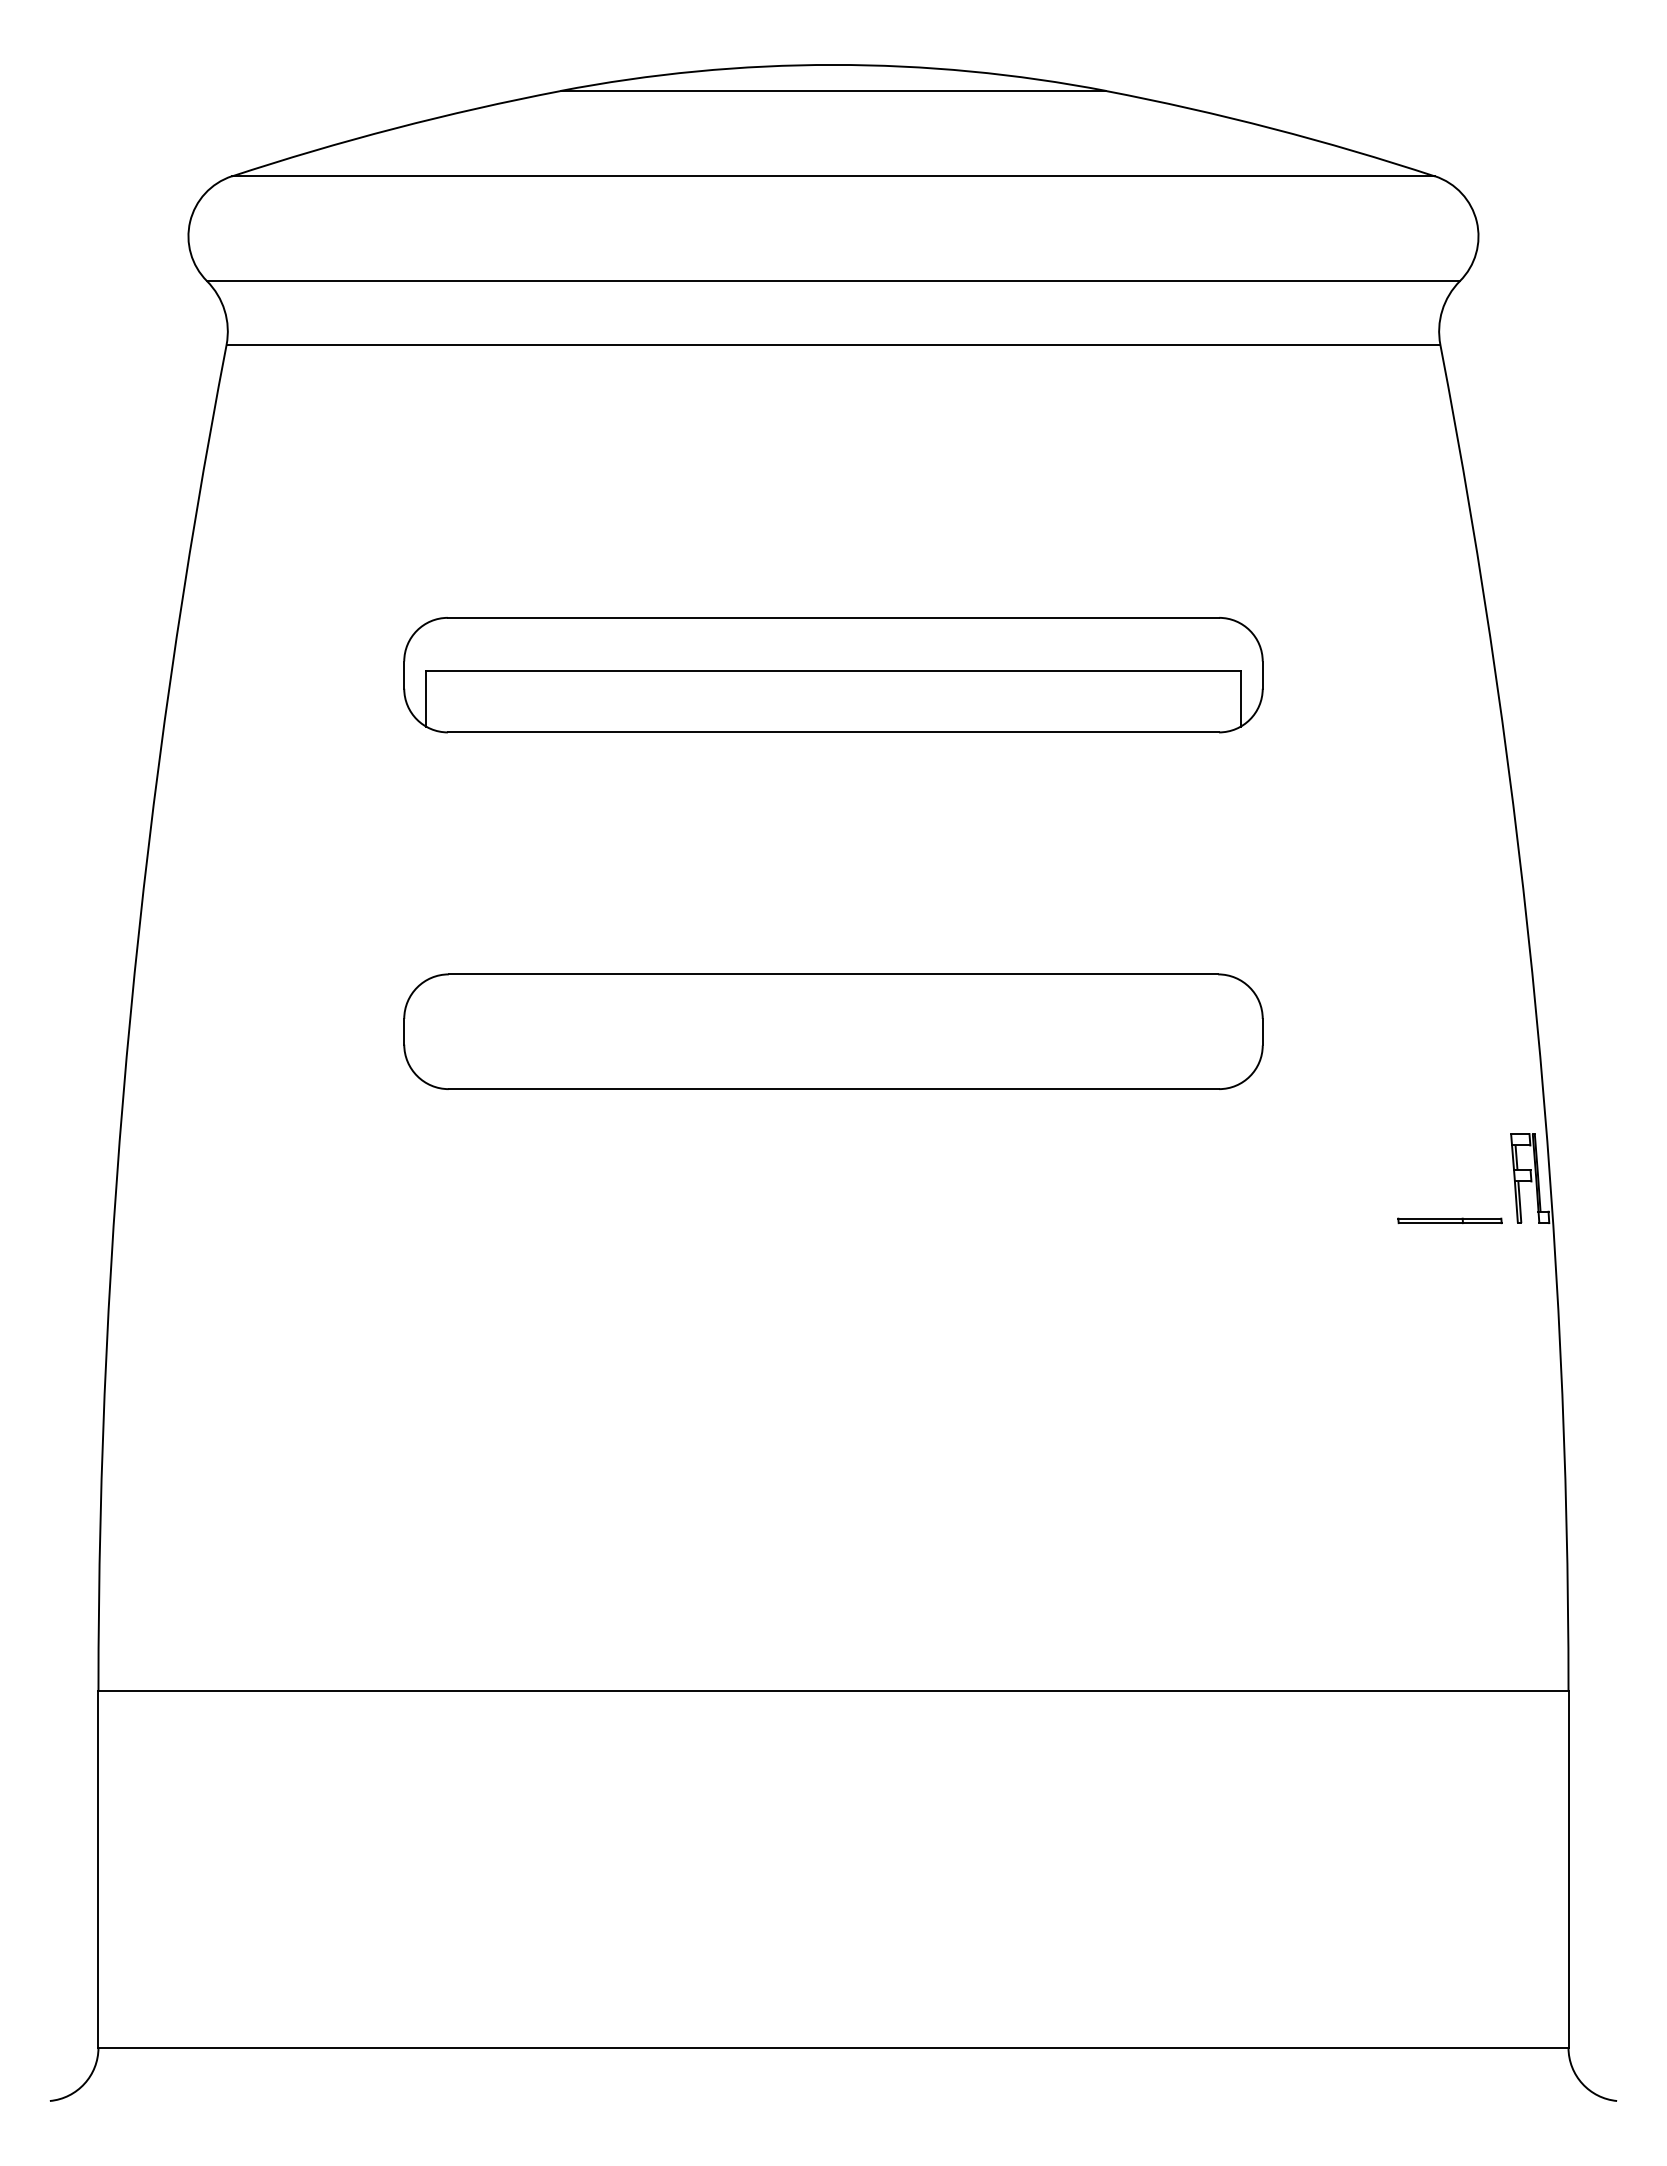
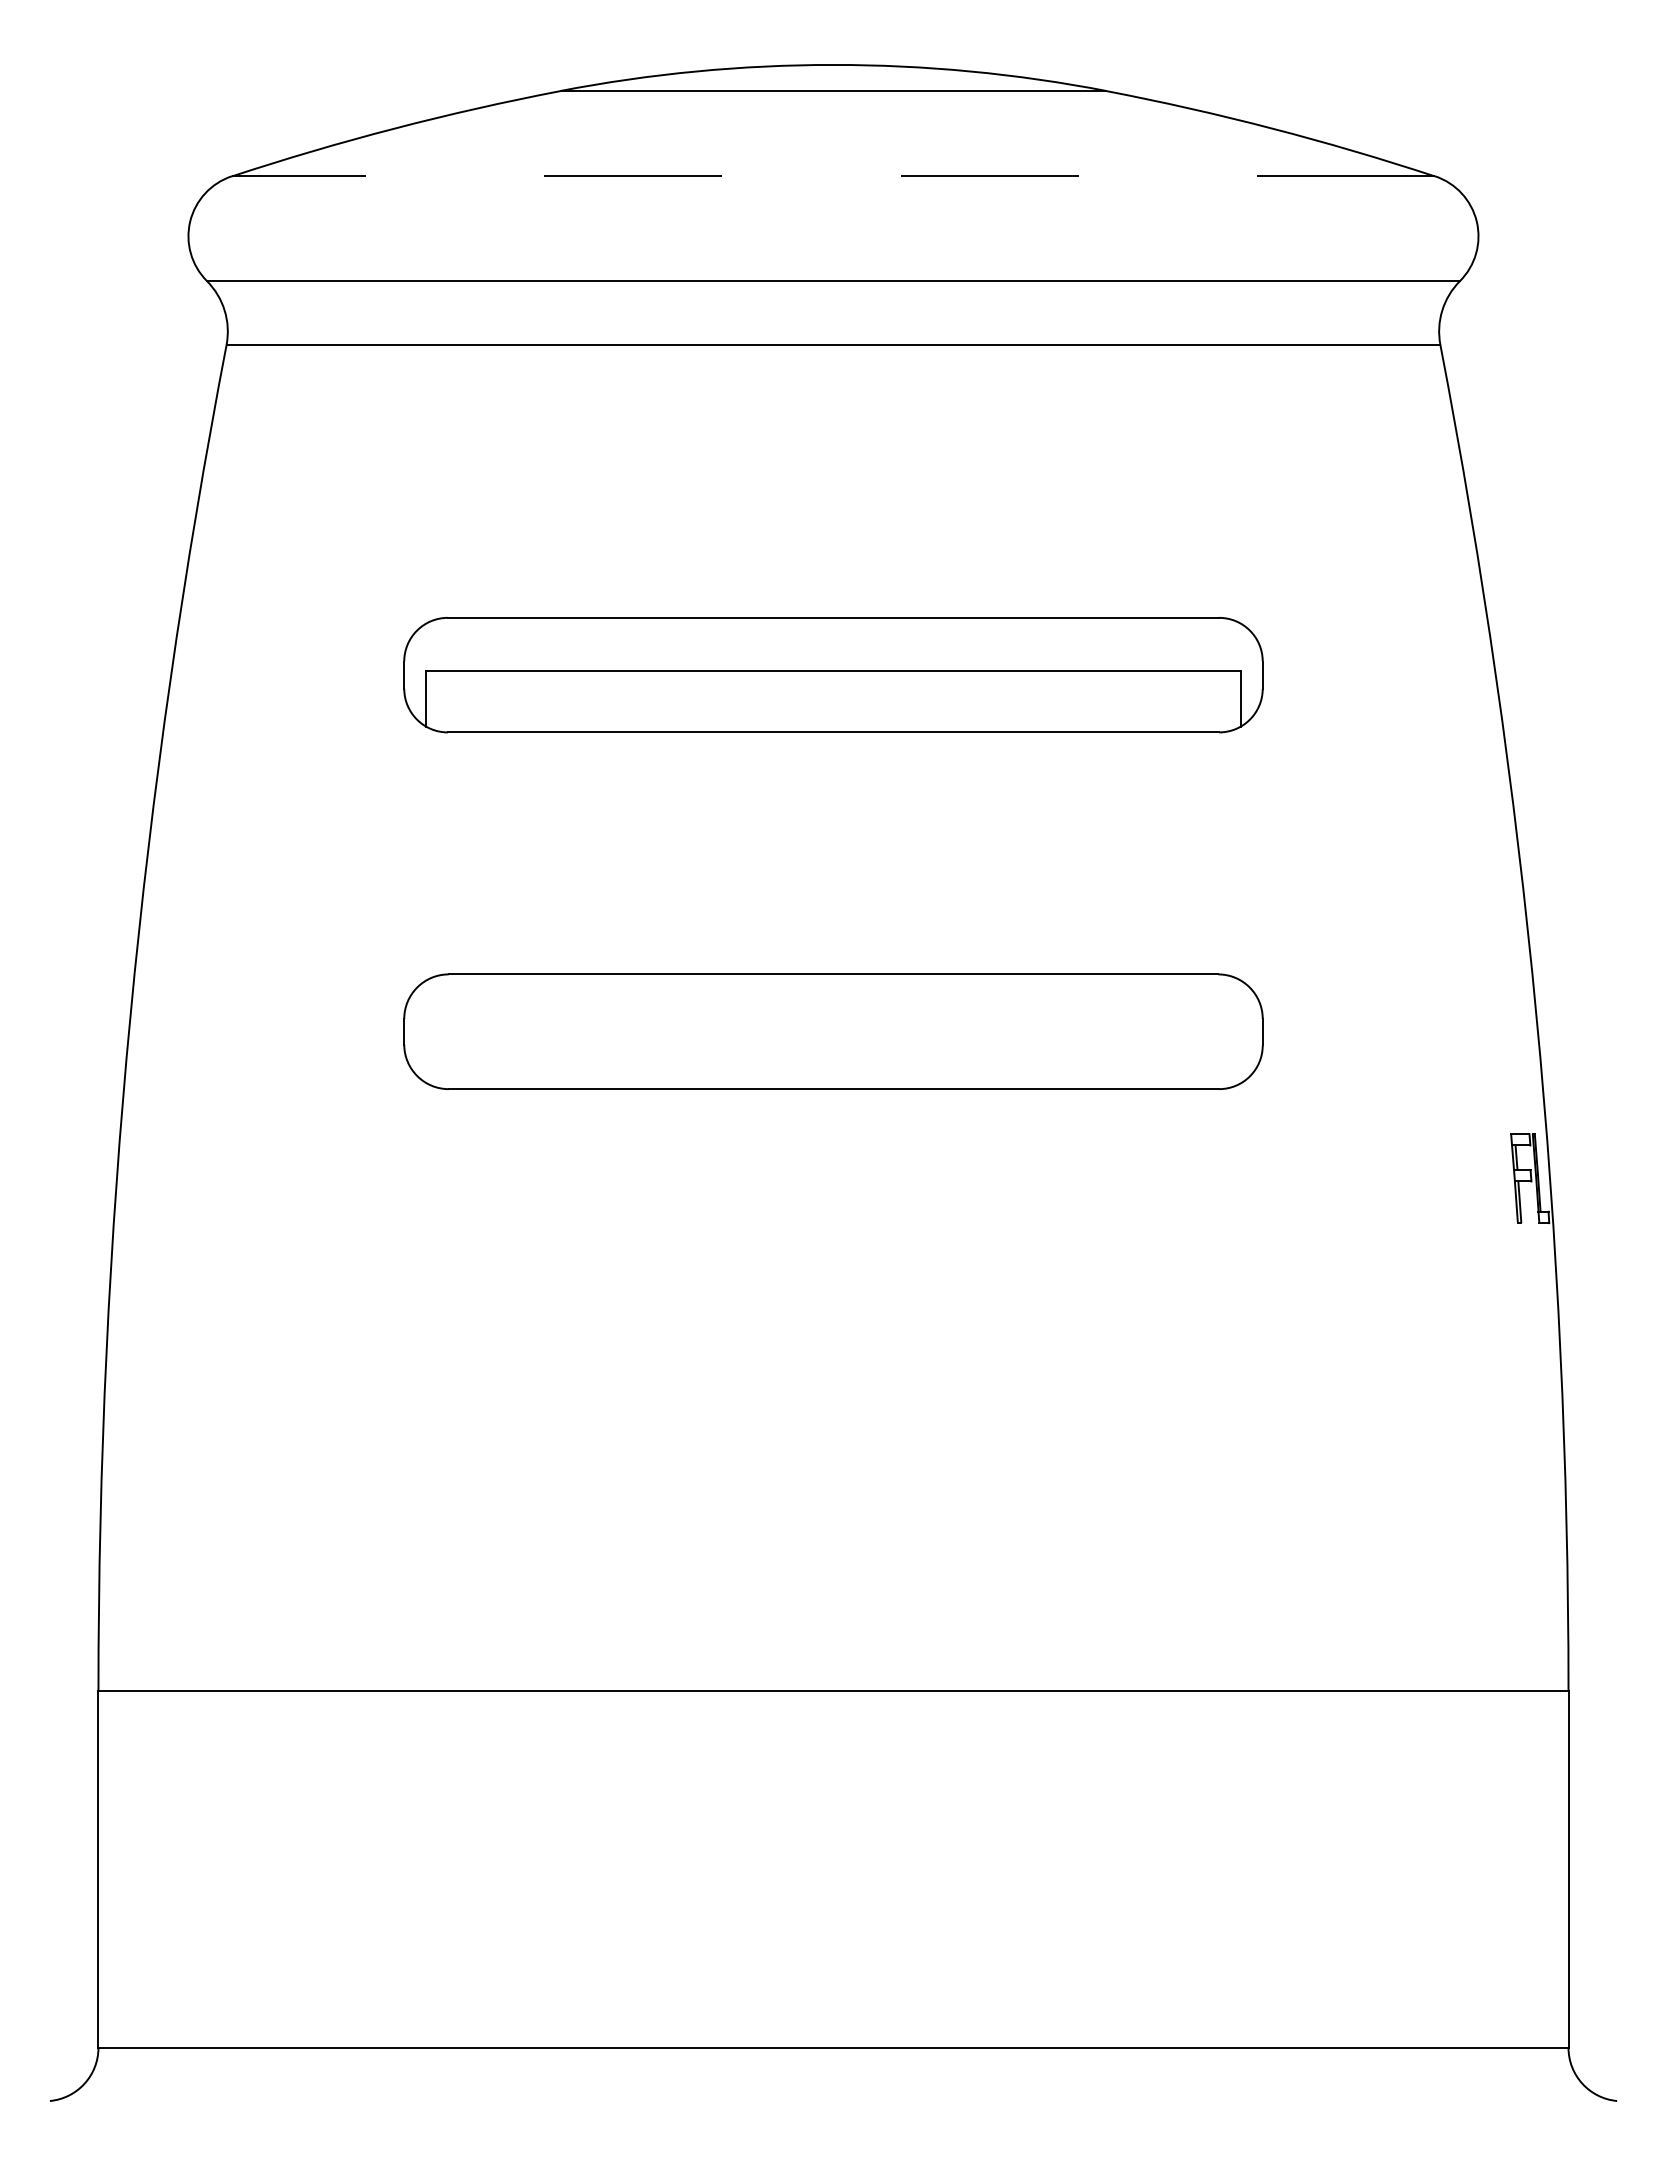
line: solid -> dashed (833, 176)
part: present -> none (1449, 1220)
